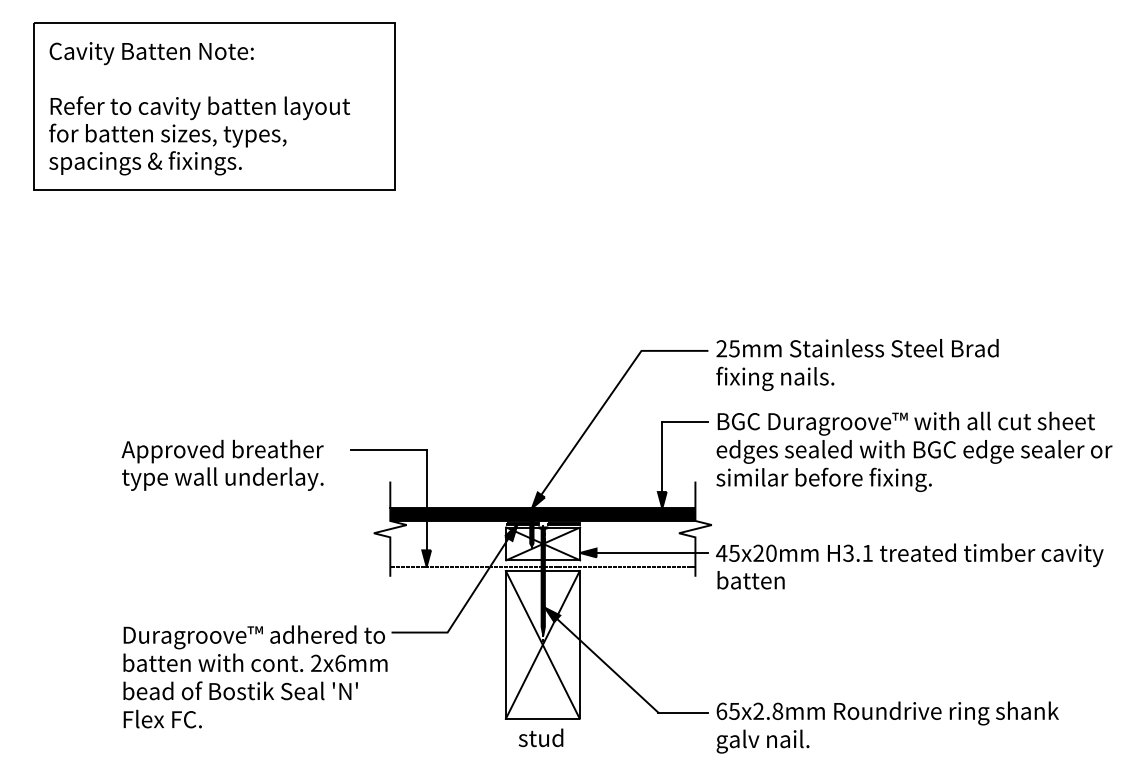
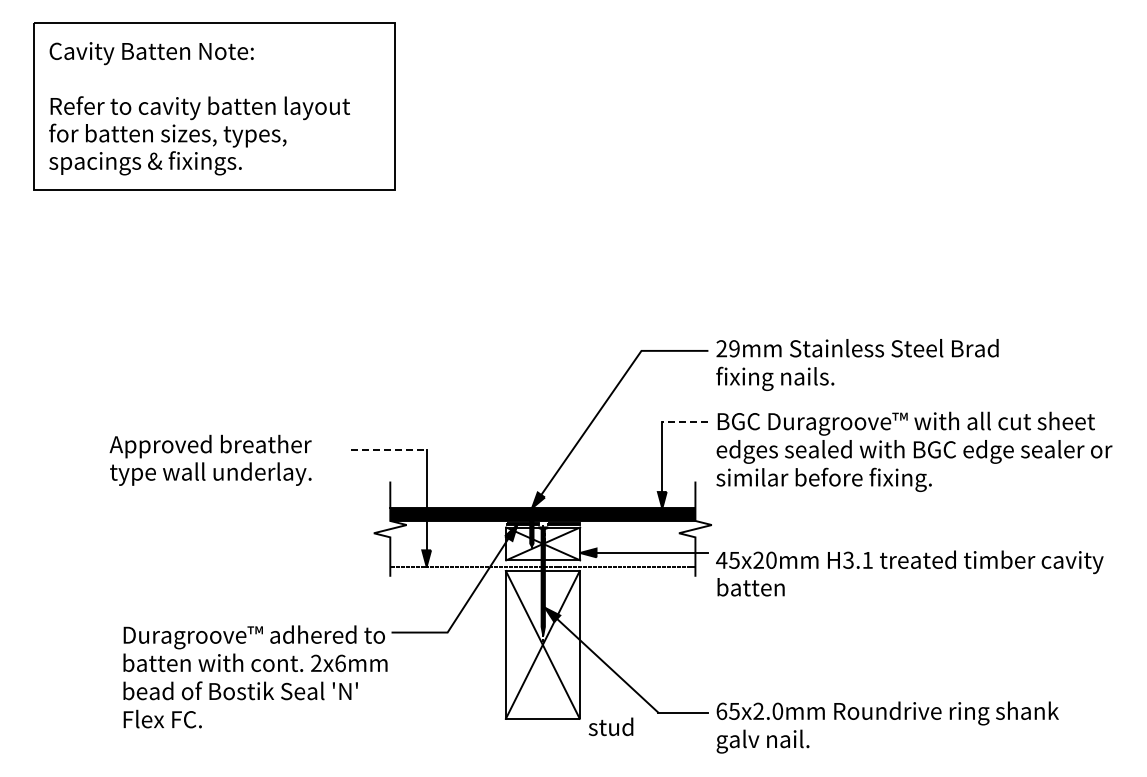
text: 25mm -> 29mm (734, 348)
line: solid -> dashed (684, 422)
line: solid -> dashed (388, 450)
text position: (222, 464) -> (210, 459) (210, 459)
text position: (909, 566) -> (909, 573) (909, 573)
text: 65x2.8mm -> 65x2.0mm (777, 711)
text position: (540, 737) -> (610, 726) (610, 726)
